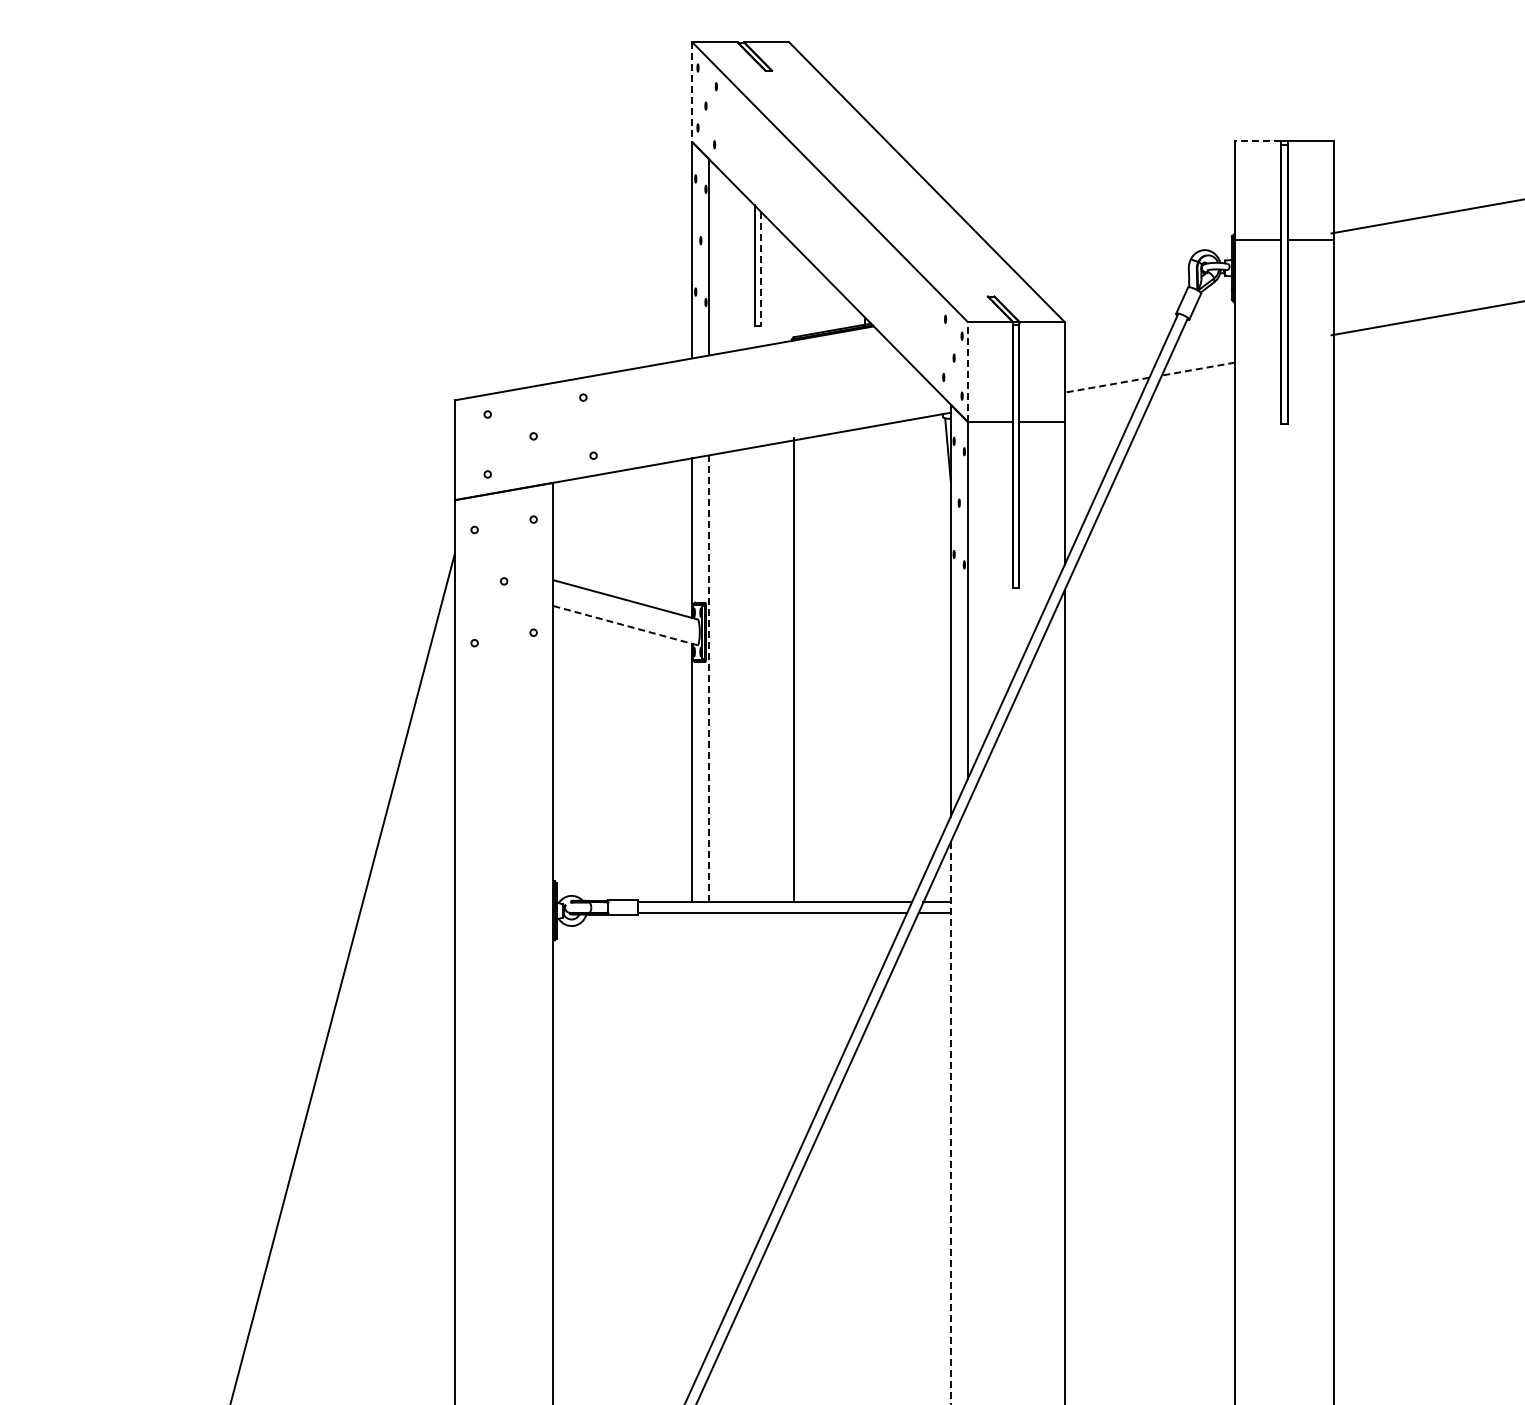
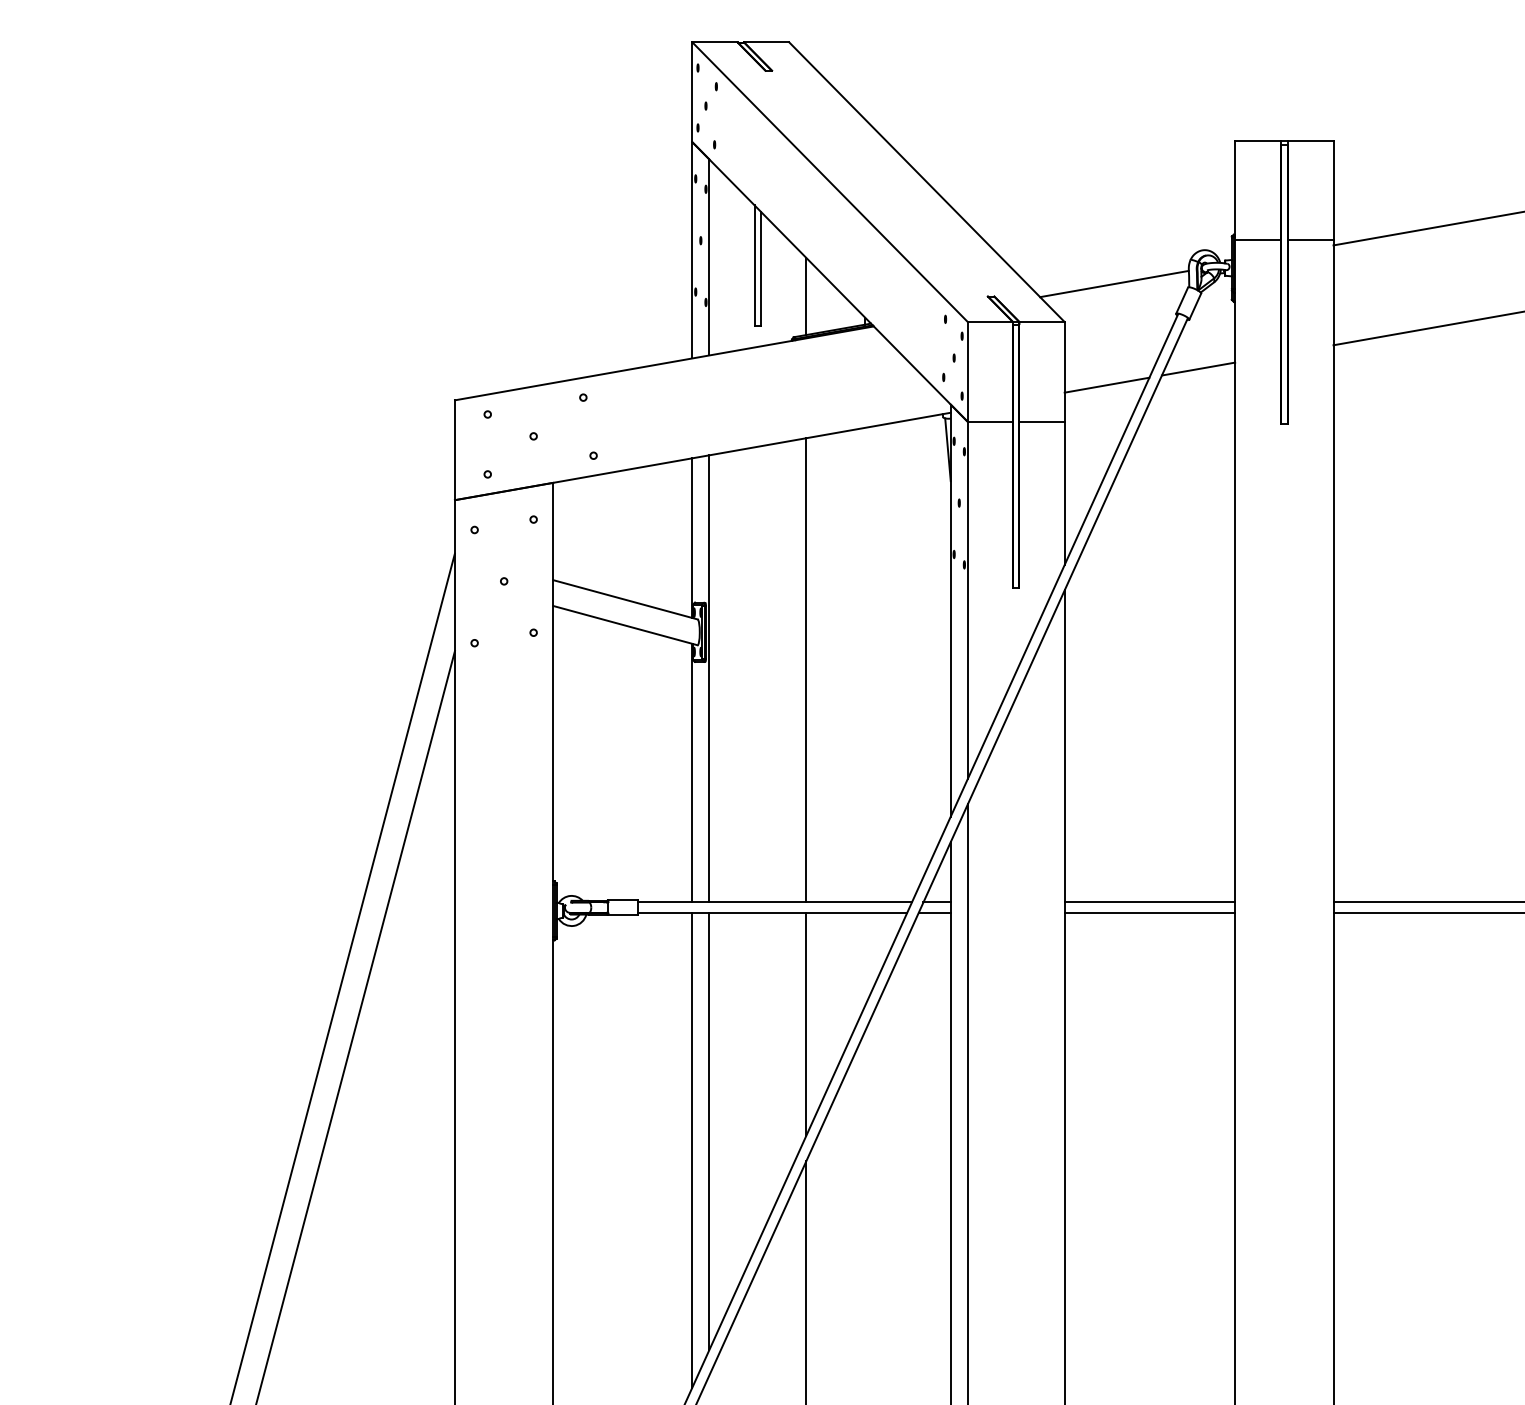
line: dashed -> solid (692, 92)
line: dashed -> solid (1258, 140)
line position: (1426, 216) -> (1427, 228) (1427, 228)
line: dashed -> solid (761, 269)
line: none -> present (1114, 283)
line: none -> present (806, 296)
line position: (1426, 318) -> (1427, 328) (1427, 328)
line: dashed -> solid (1198, 369)
line: dashed -> solid (967, 371)
line: dashed -> solid (1106, 385)
line: dashed -> solid (625, 625)
line position: (794, 670) -> (806, 670) (806, 670)
line: dashed -> solid (709, 678)
line: none -> present (1149, 902)
line: none -> present (1427, 902)
line: none -> present (1149, 912)
line: none -> present (1427, 912)
line: none -> present (806, 1024)
line: none -> present (355, 1026)
line: none -> present (967, 1102)
line: dashed -> solid (950, 1123)
line: none -> present (709, 1130)
line: none -> present (692, 1149)
line: none -> present (806, 1281)
